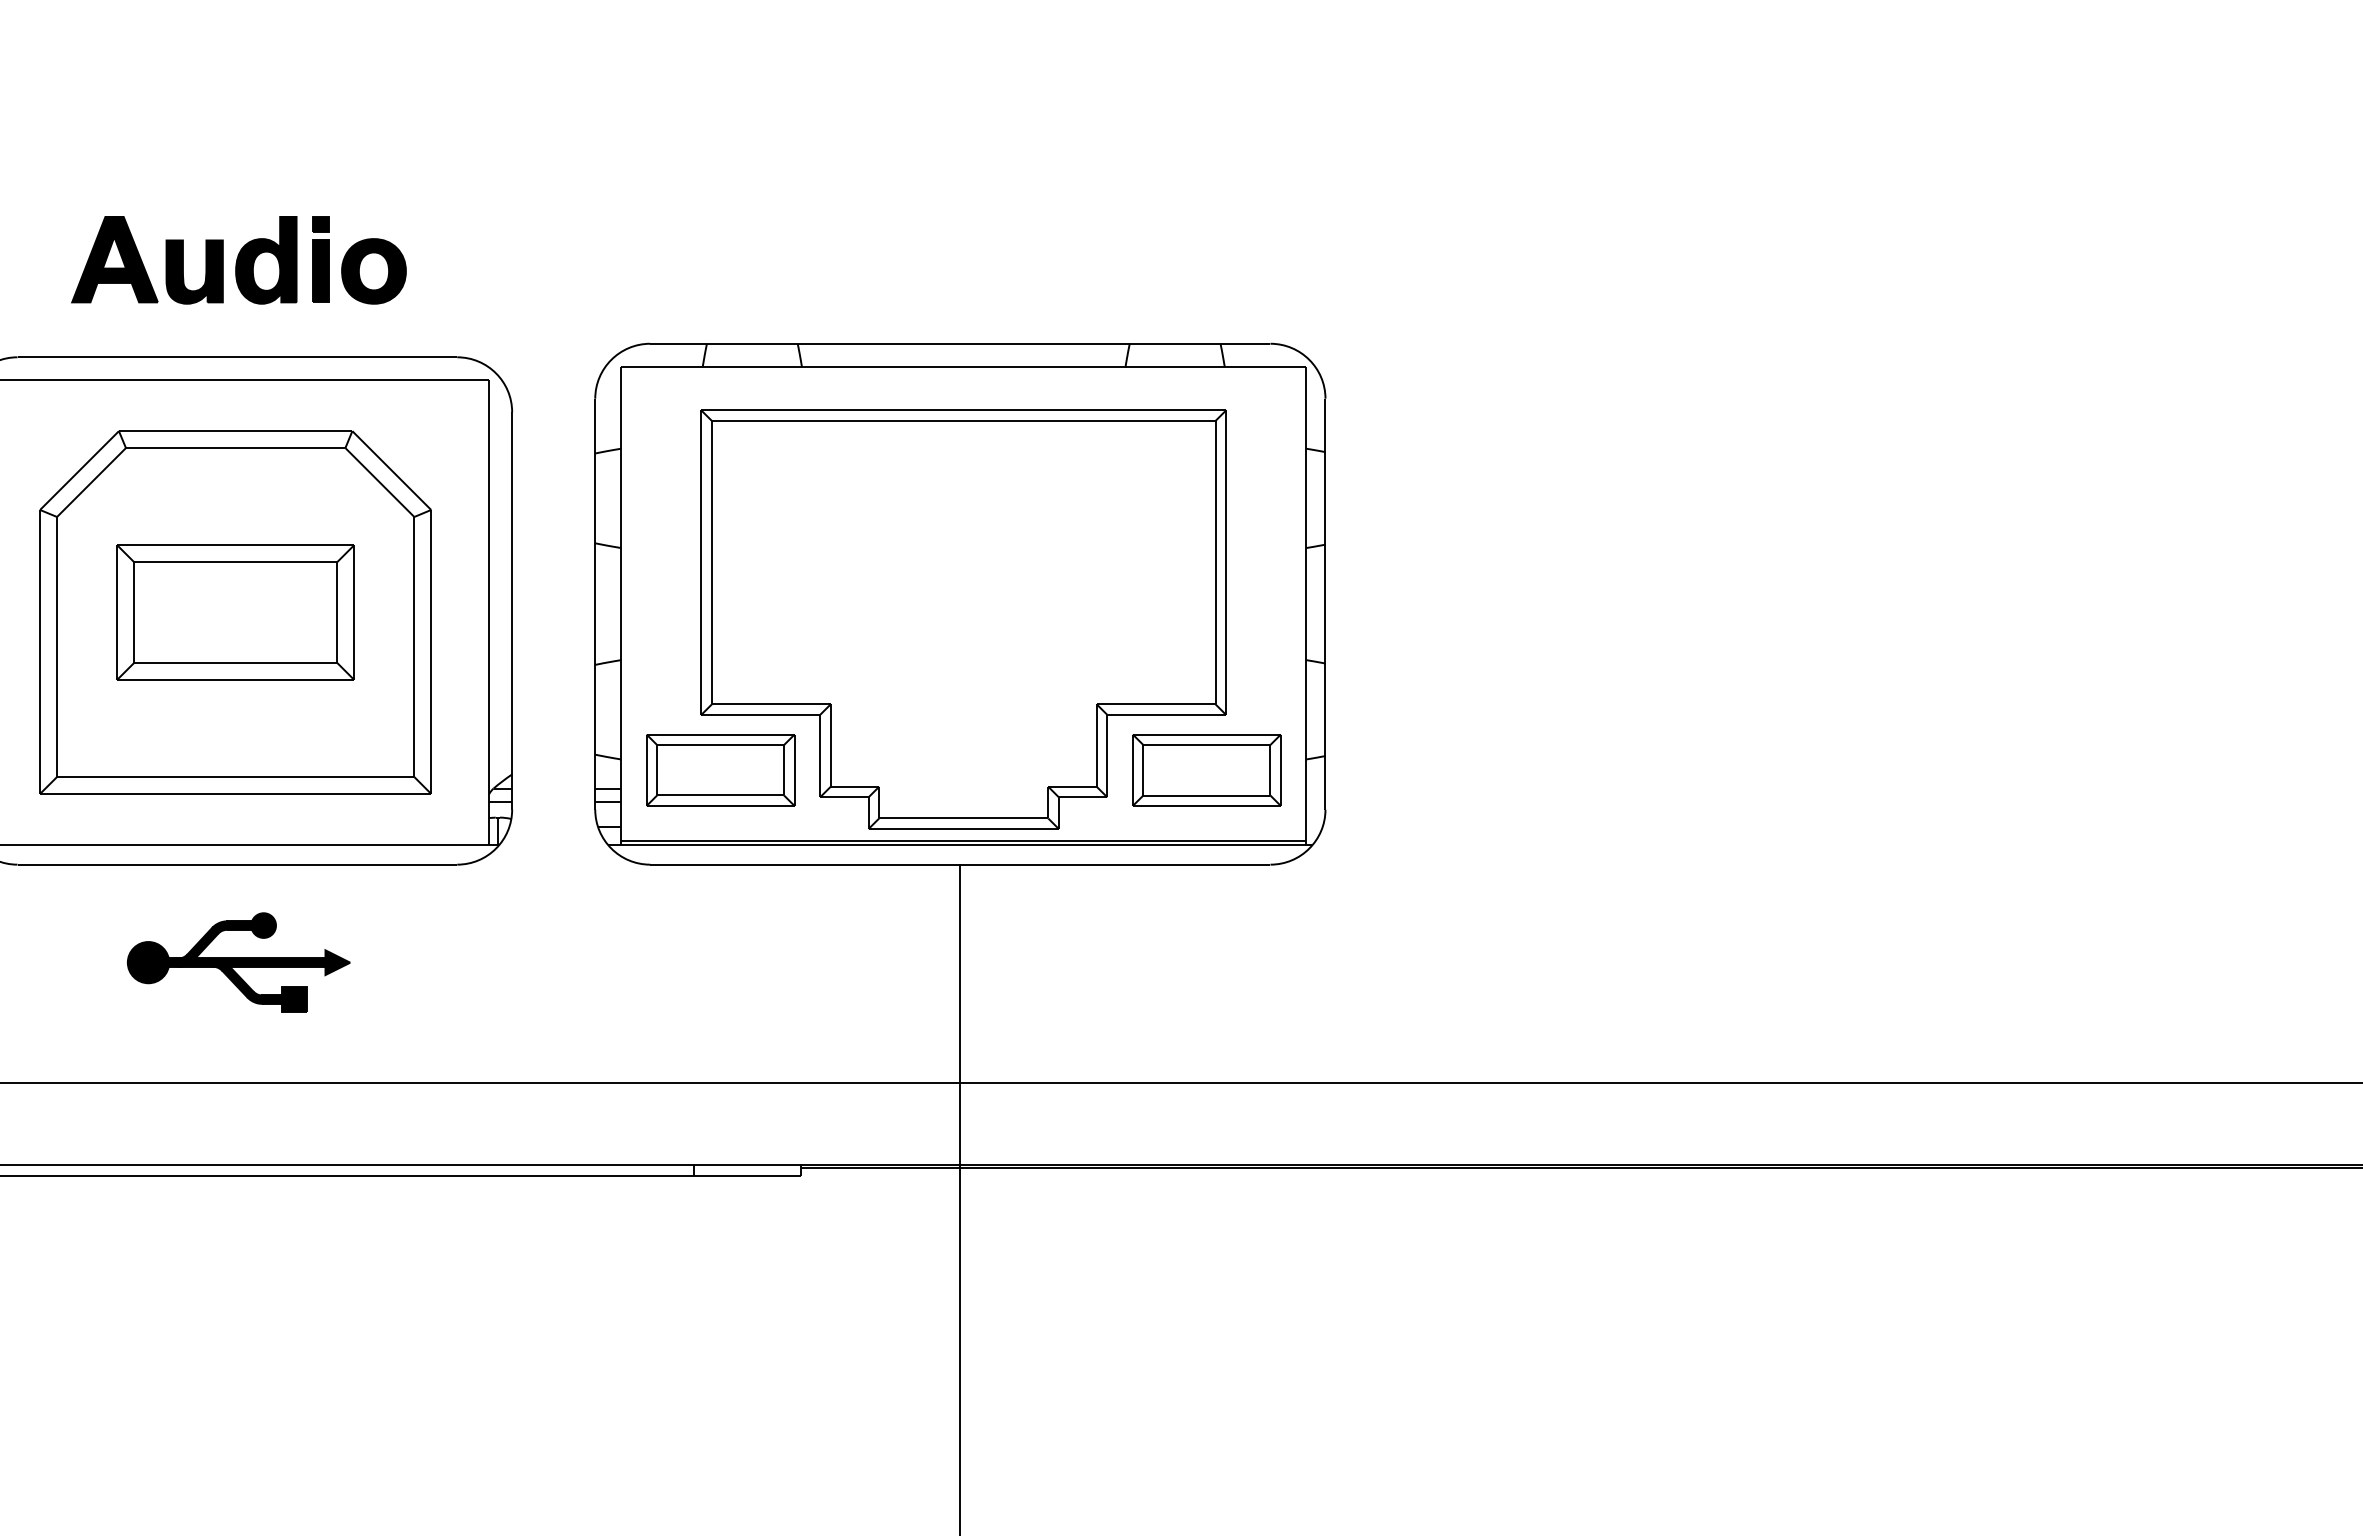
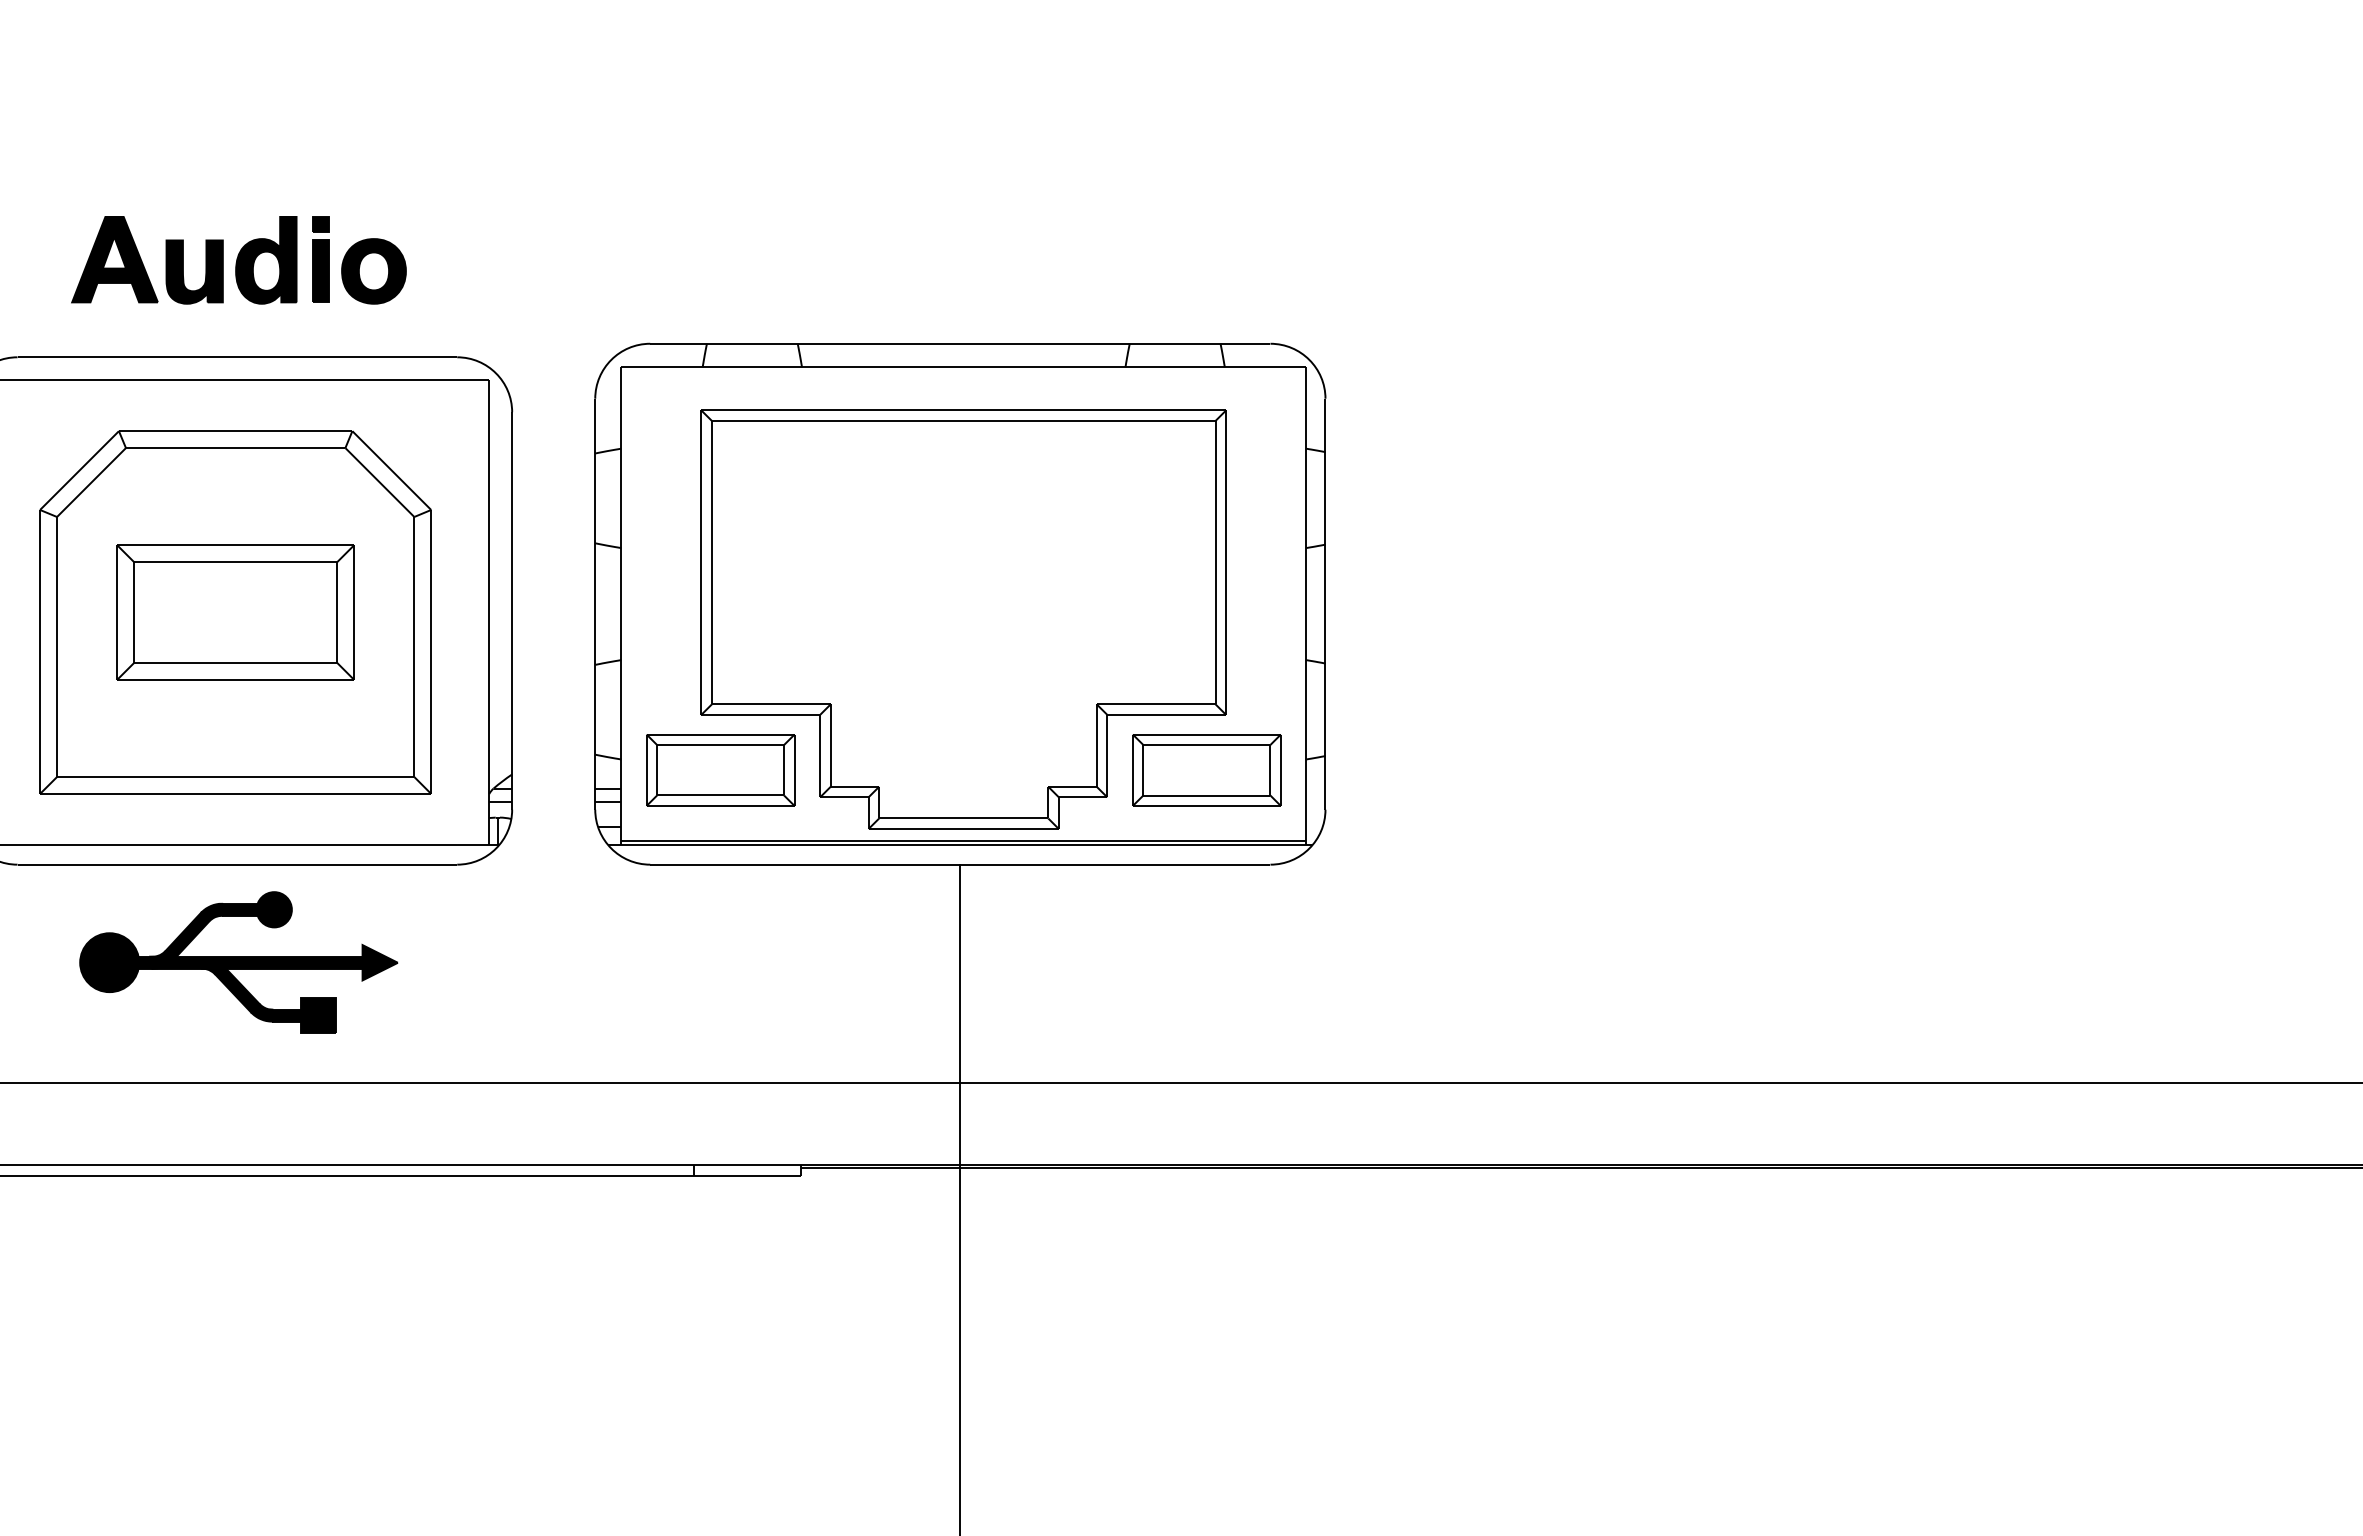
part size: 224x101 px -> 320x143 px (238, 962)
